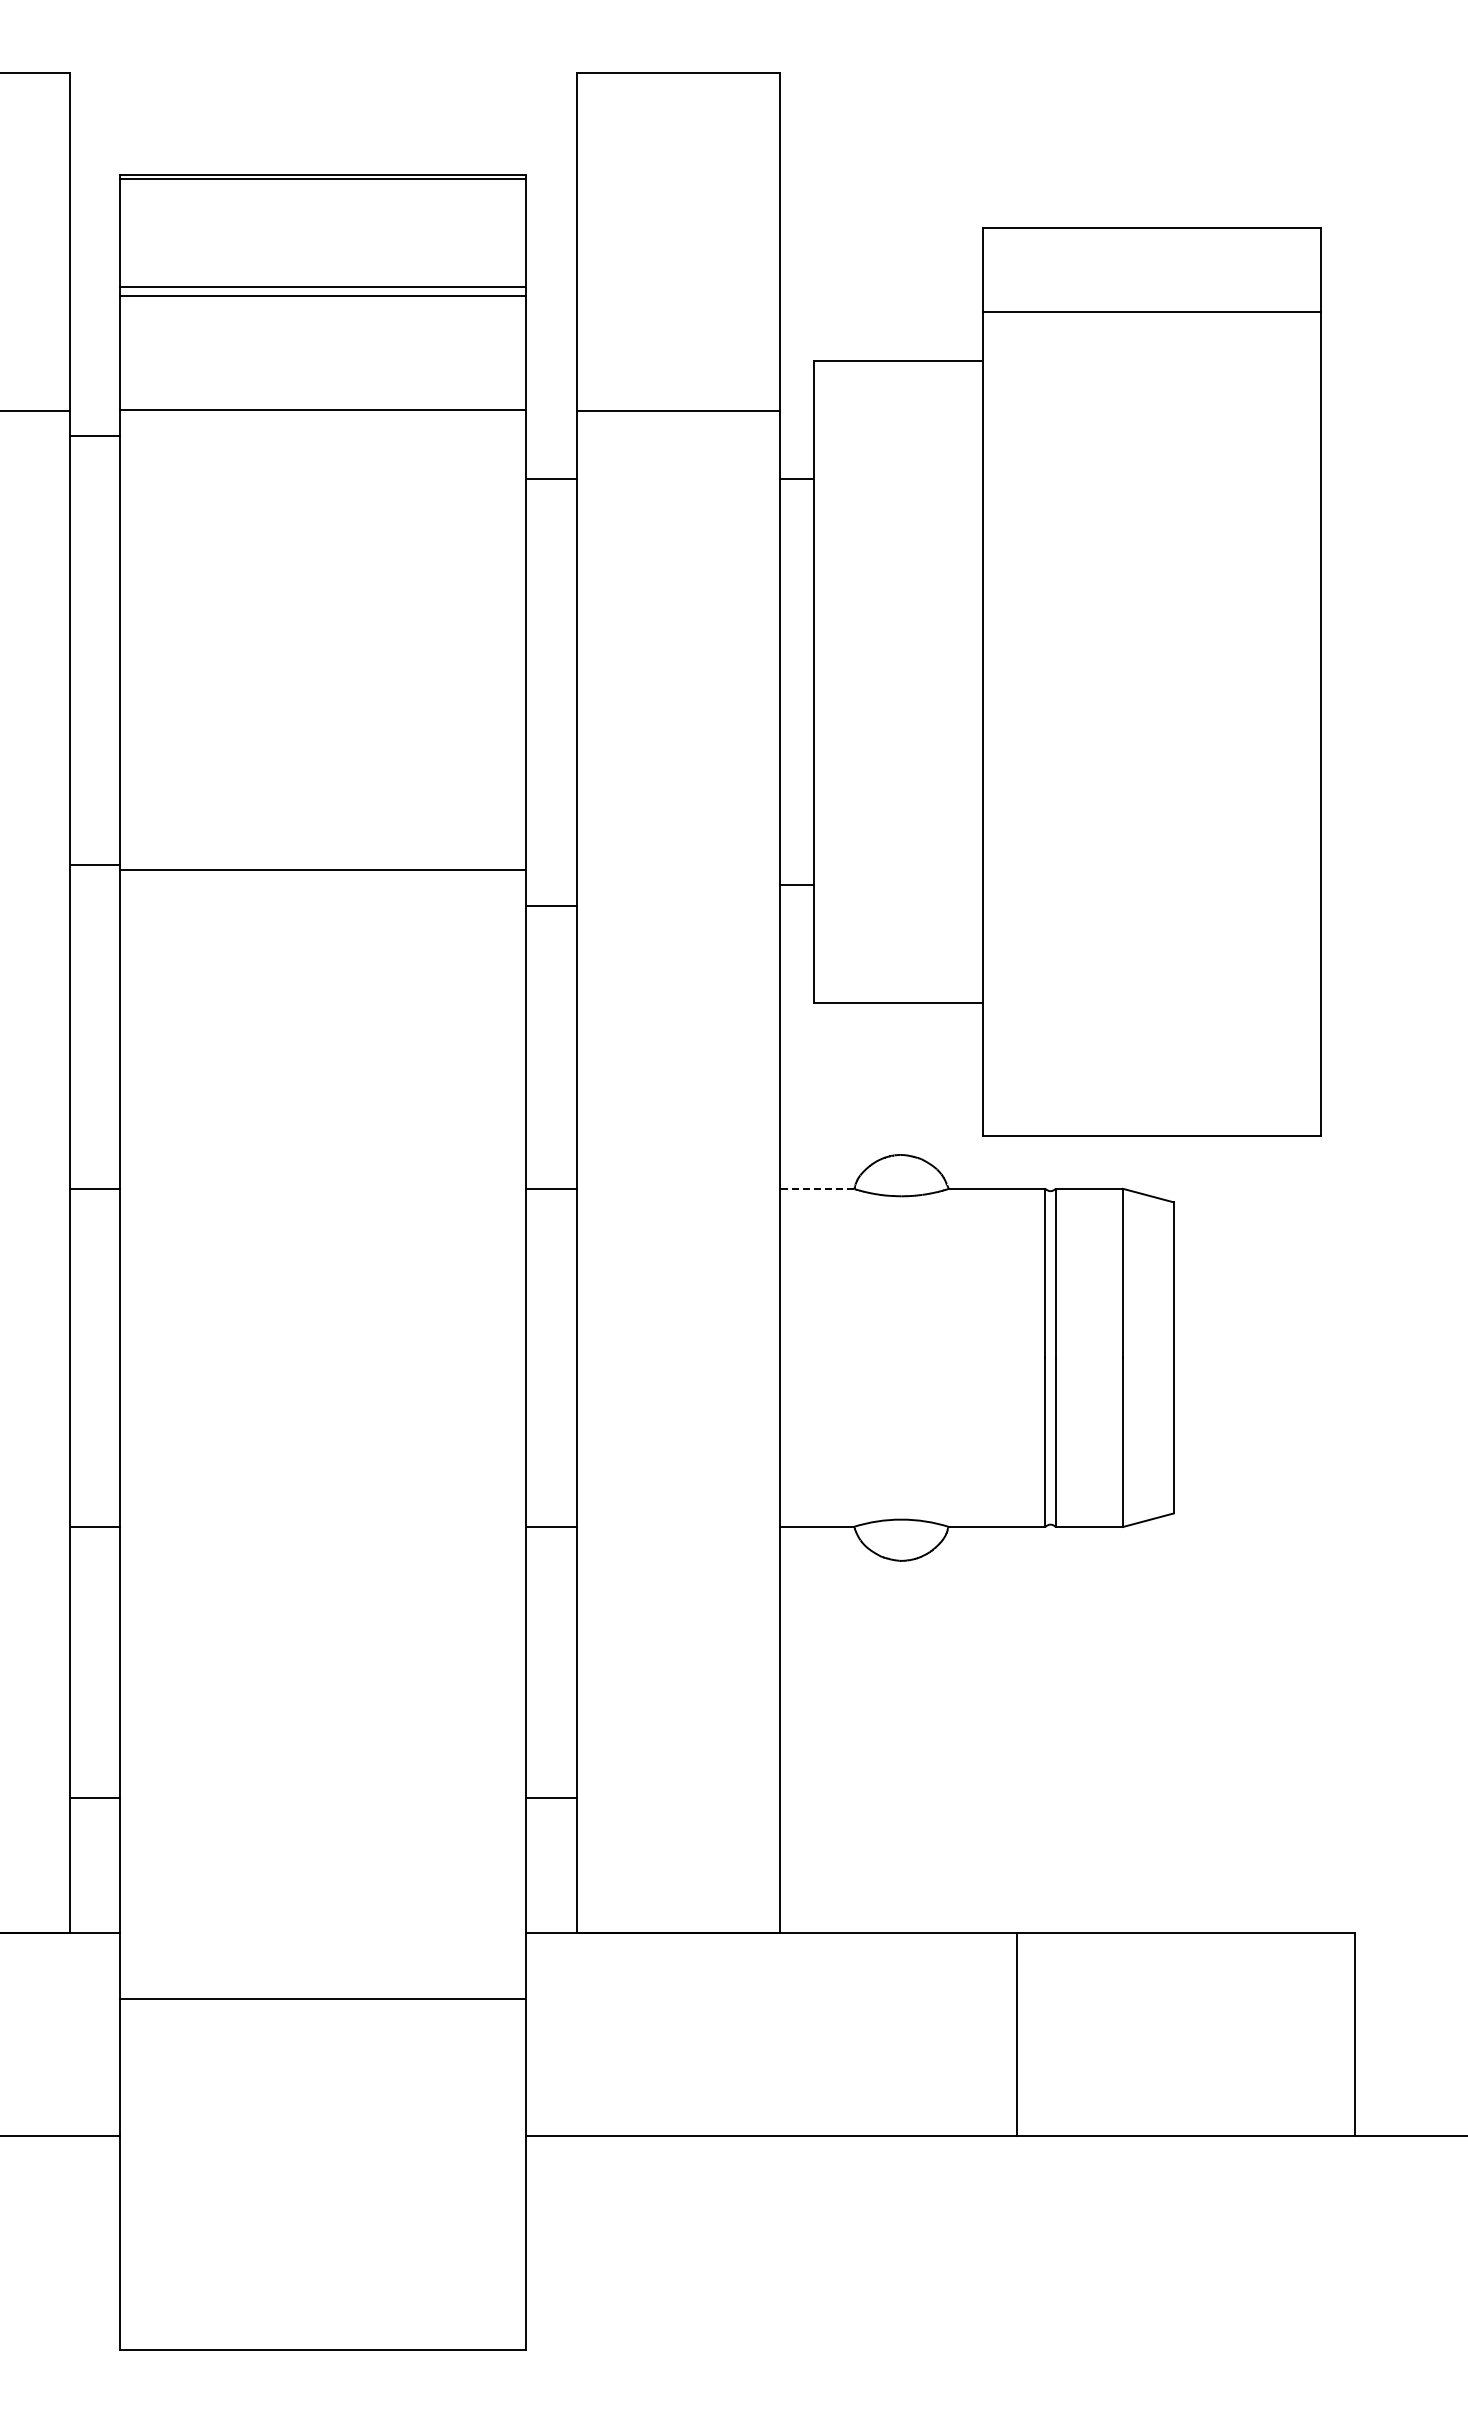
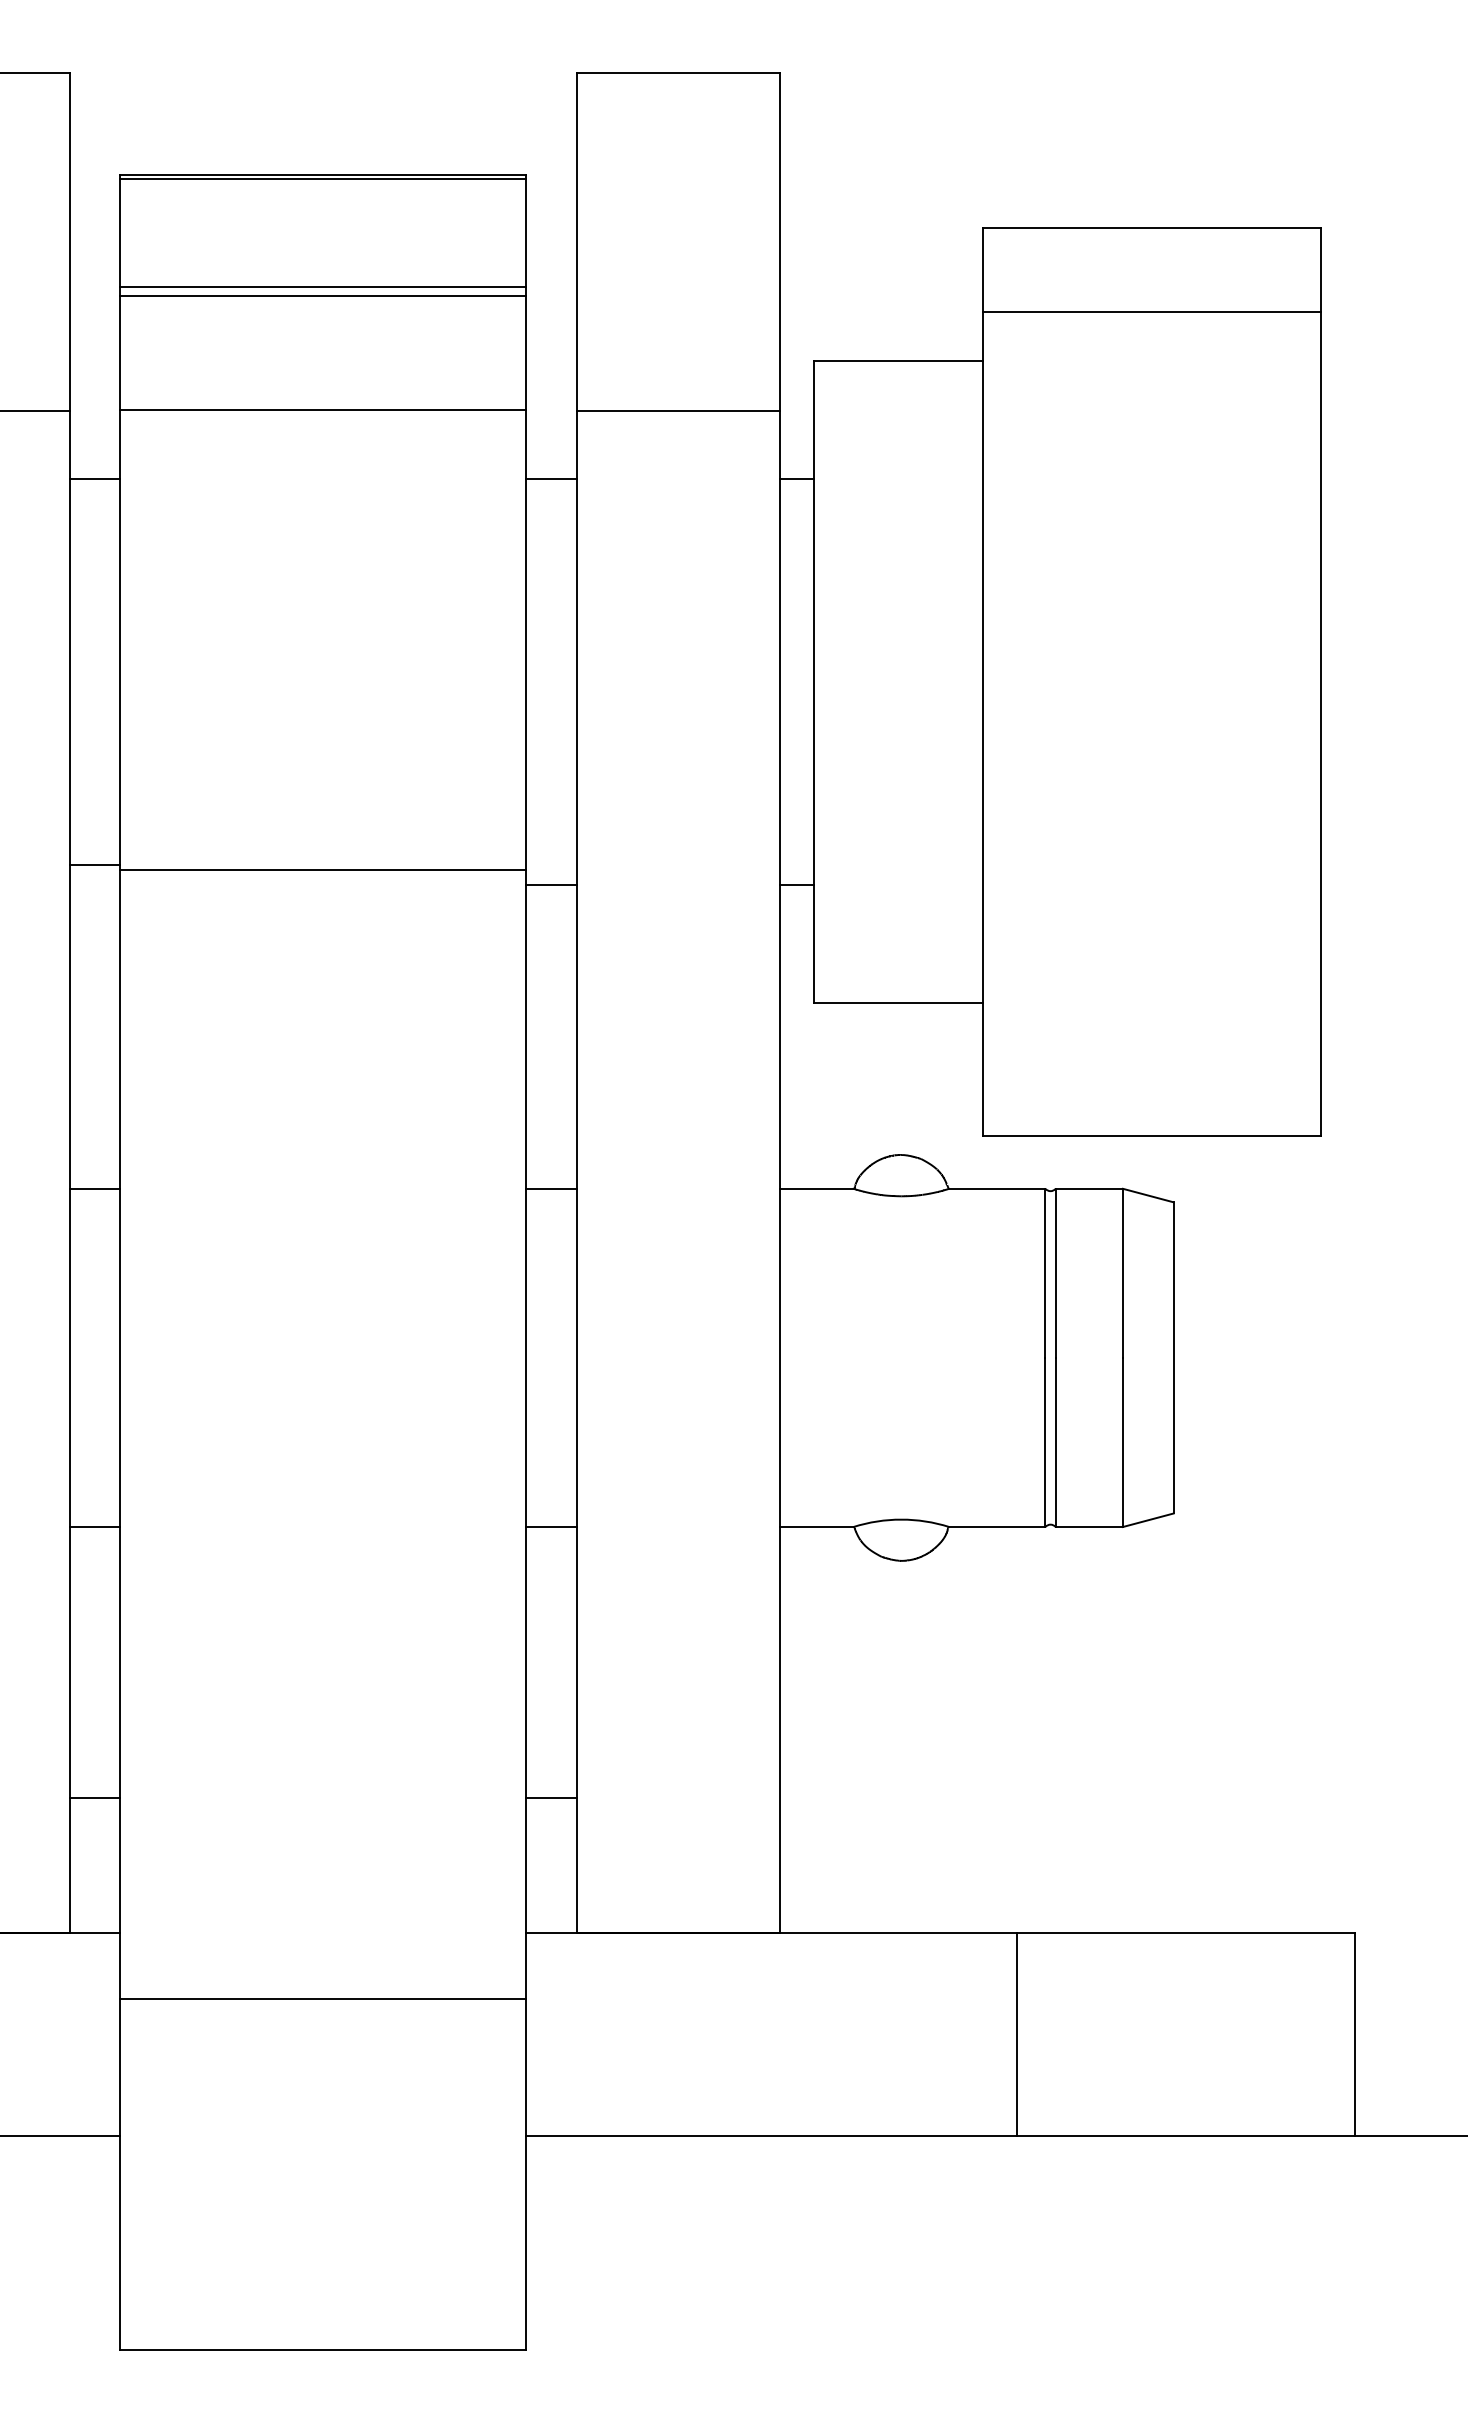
line position: (94, 436) -> (94, 479) (94, 479)
line position: (551, 905) -> (551, 884) (551, 884)
line: dashed -> solid (816, 1188)
